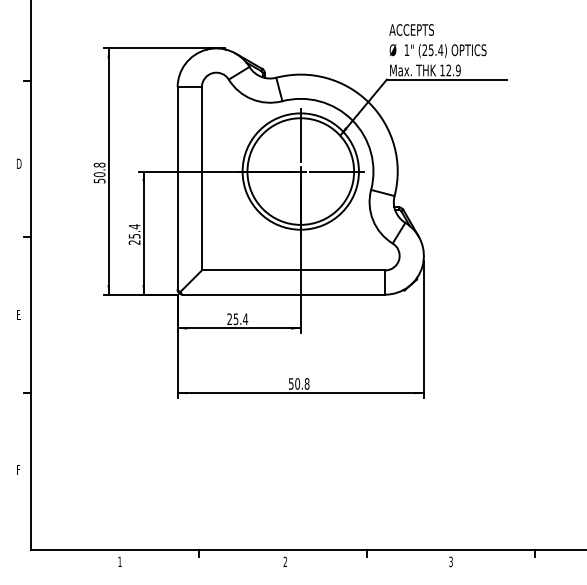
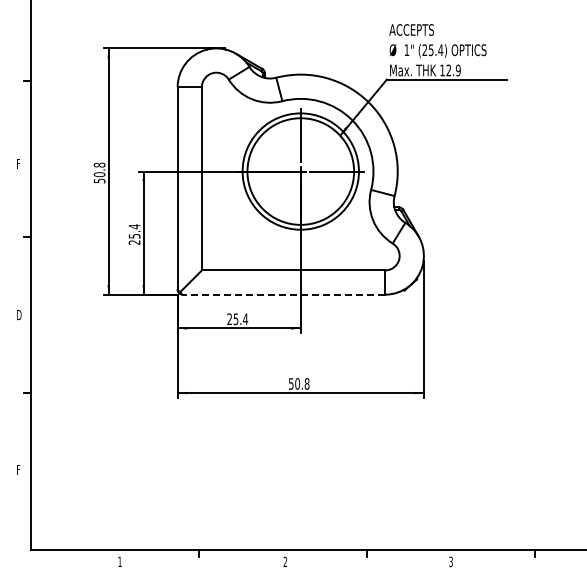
text: D -> F (19, 163)
line: solid -> dashed (283, 294)
text: E -> D (19, 314)
